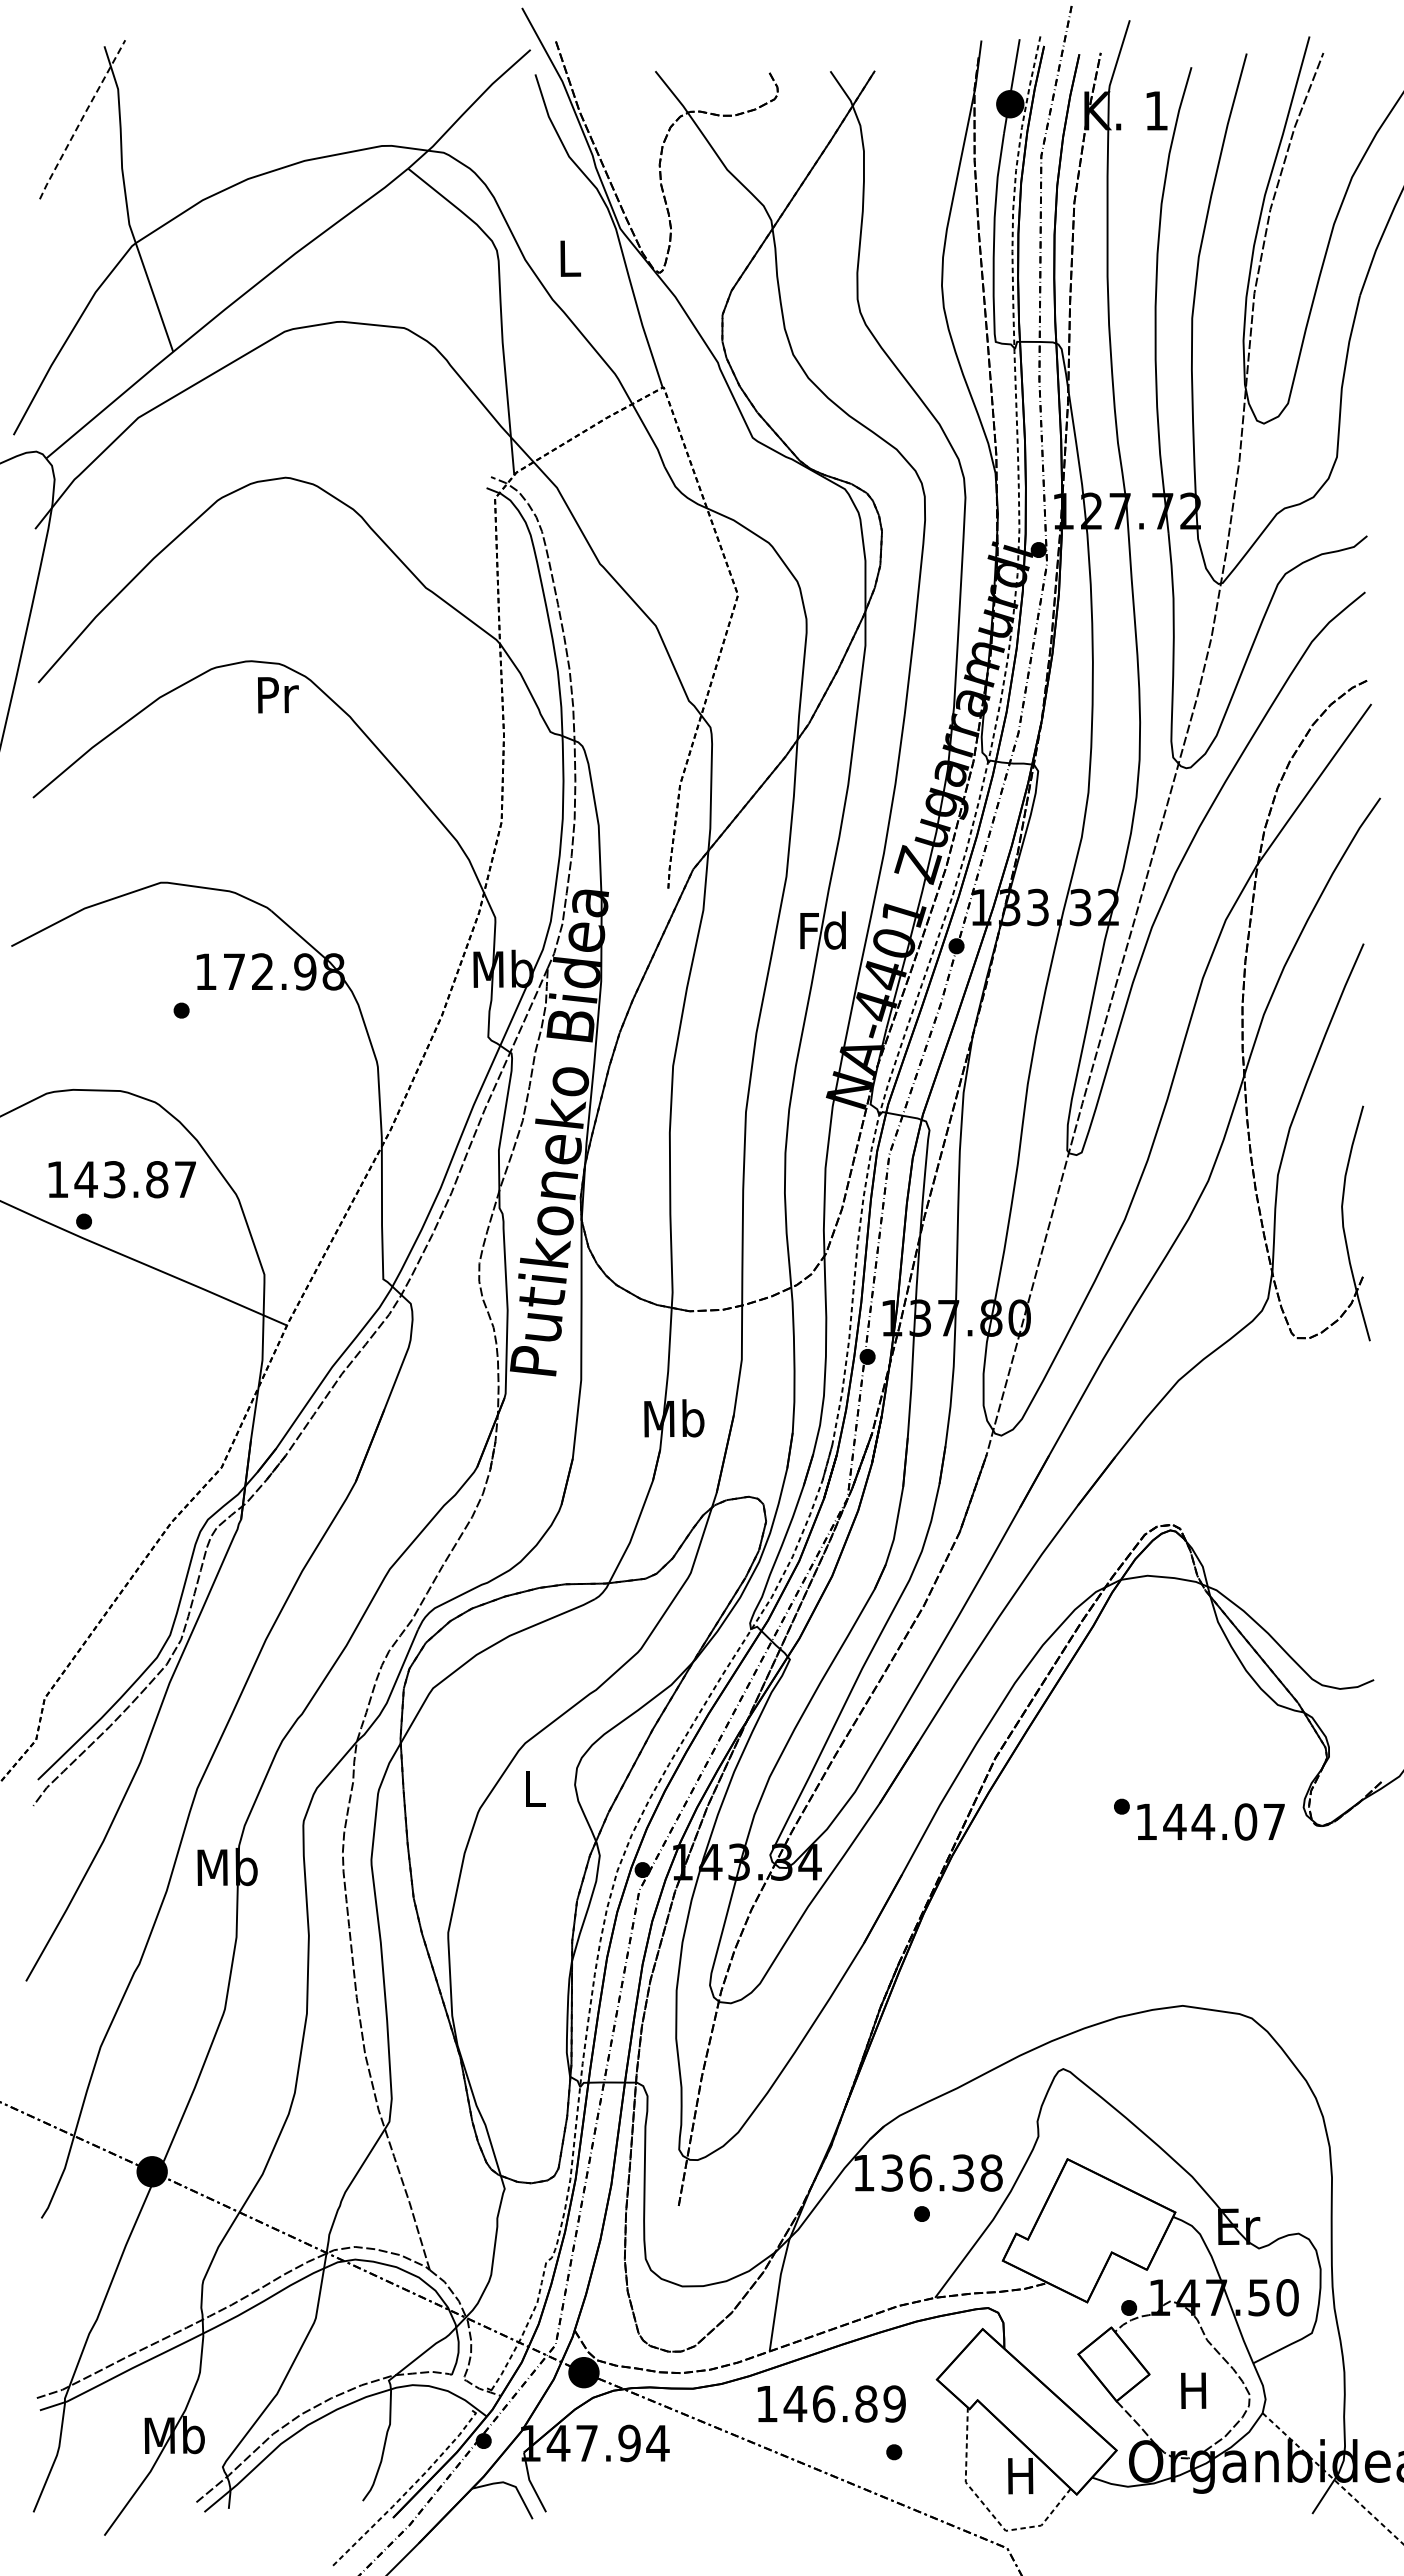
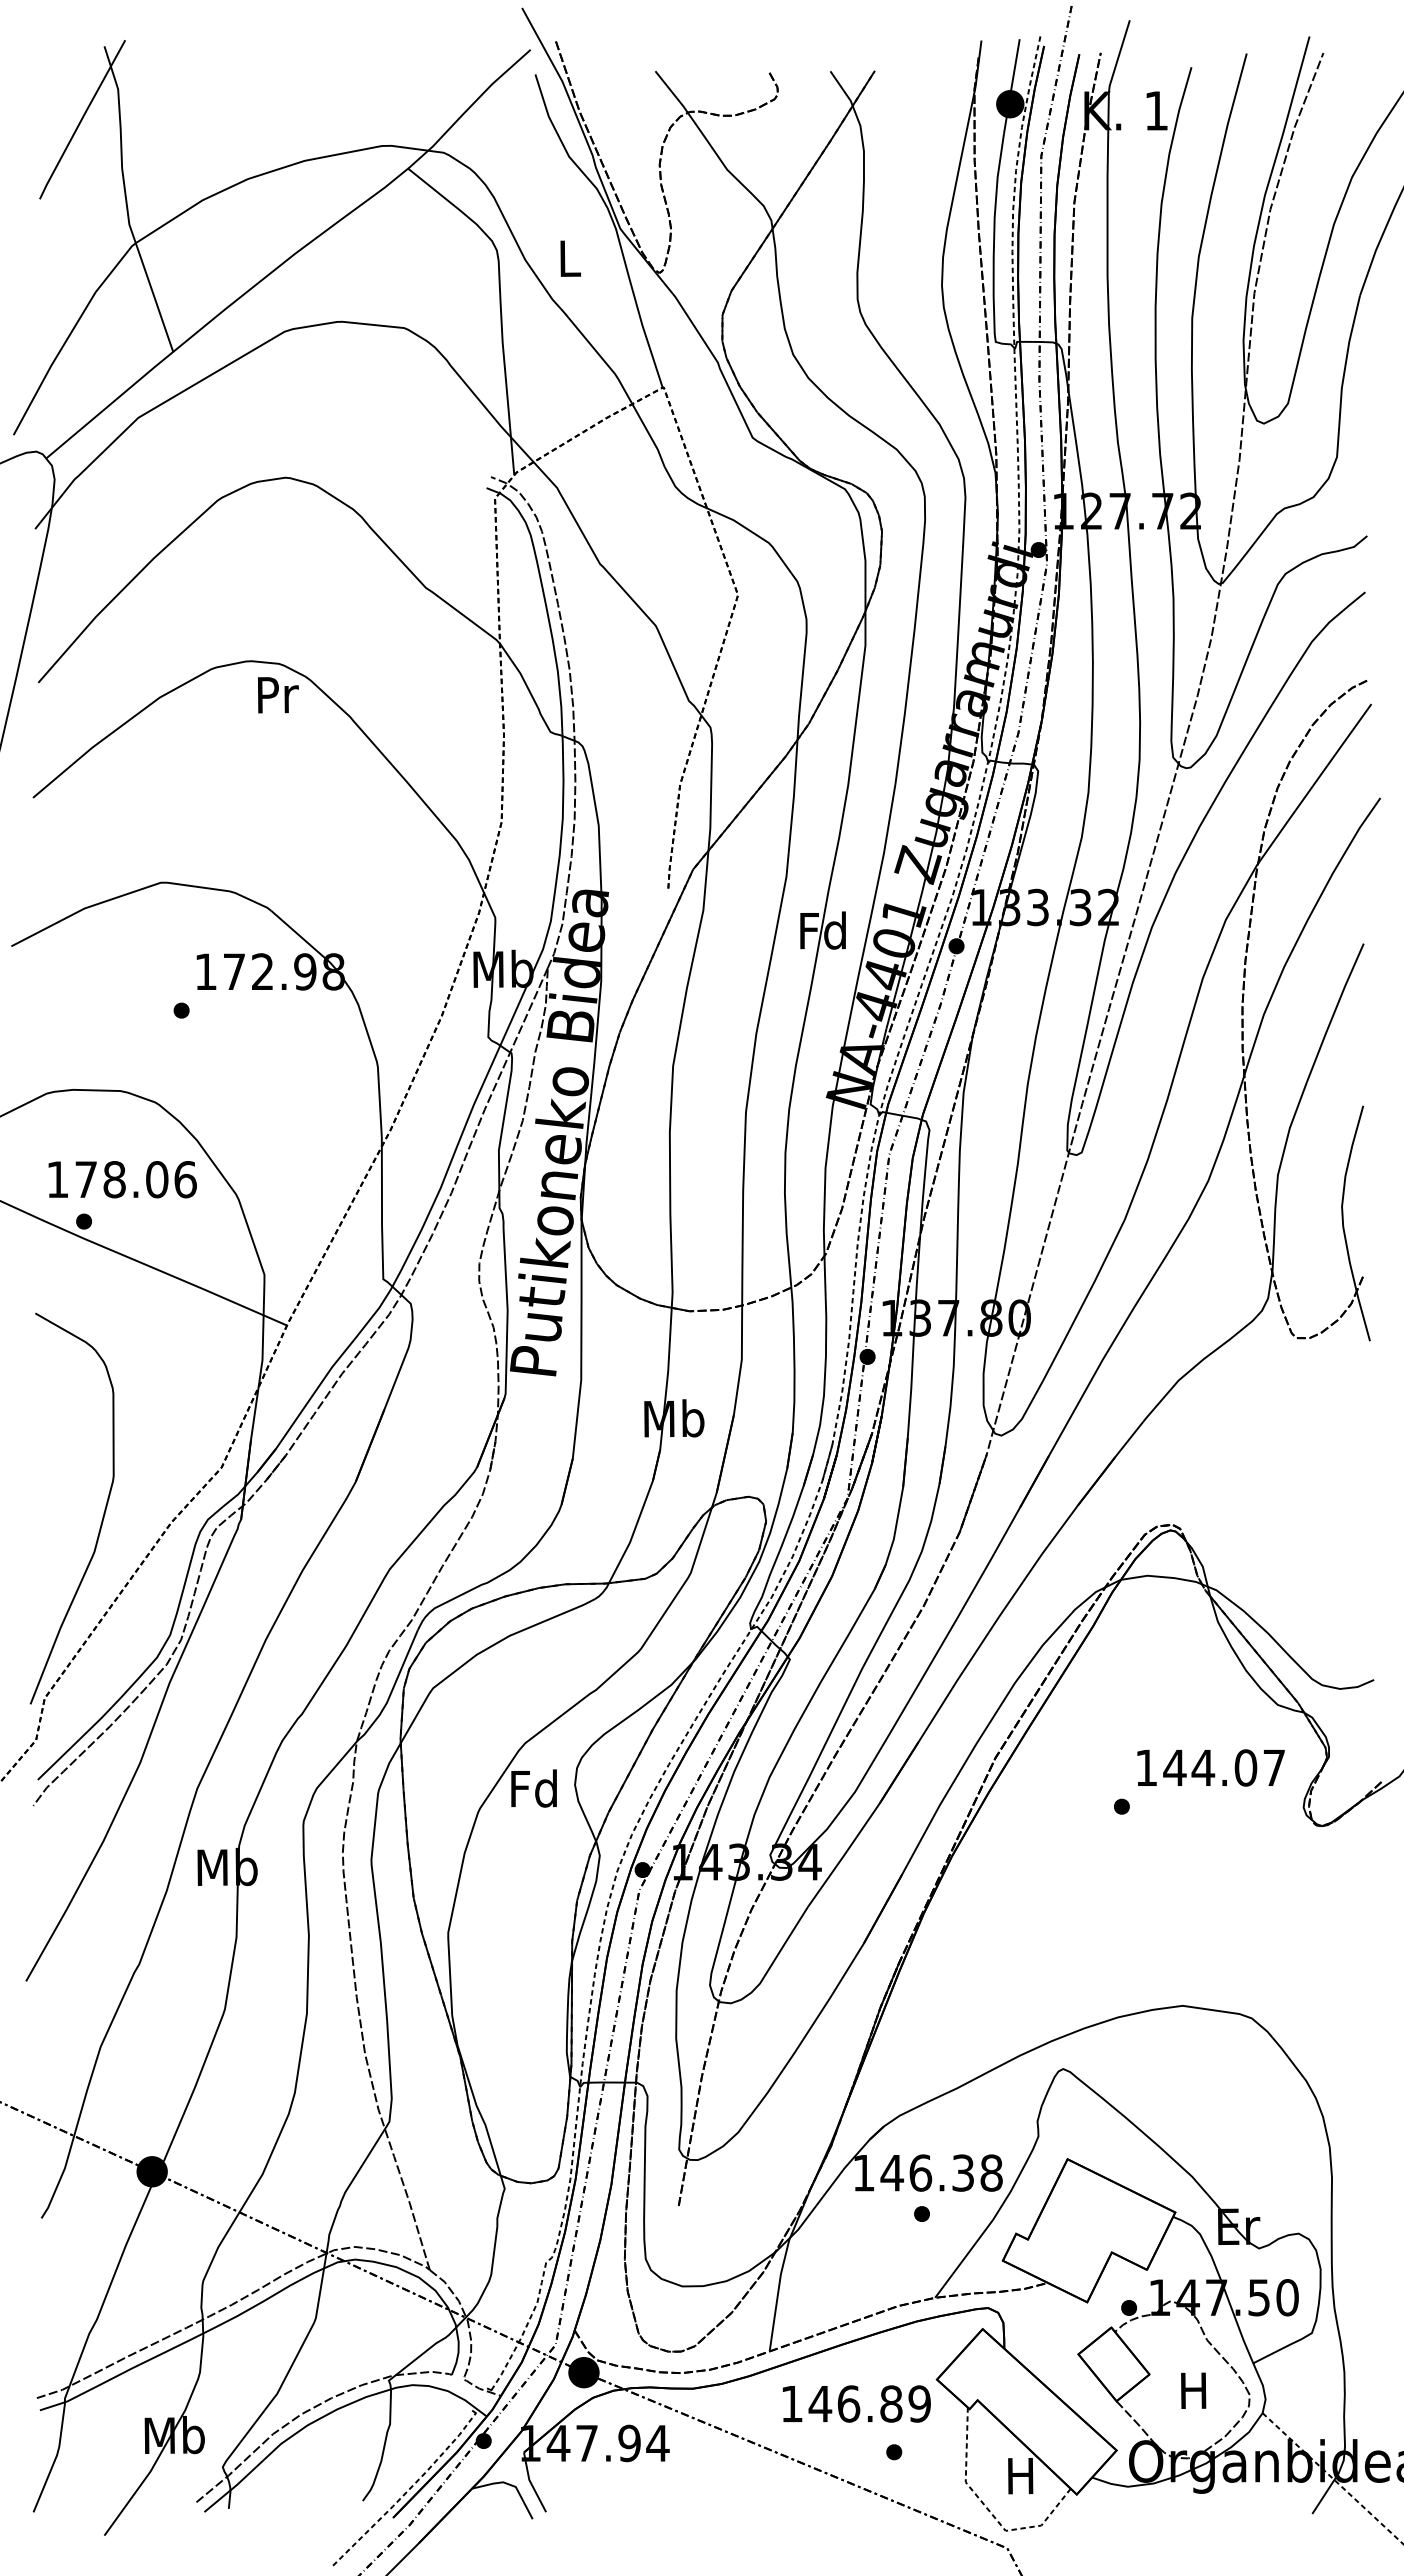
line: dashed -> solid (81, 119)
text: 143.87 -> 178.06 (135, 1179)
curve: none -> present (102, 1516)
text: L -> Fd (533, 1788)
text position: (1210, 1821) -> (1210, 1767) (1210, 1767)
text: 136.38 -> 146.38 (892, 2172)
text position: (831, 2403) -> (856, 2403) (856, 2403)
